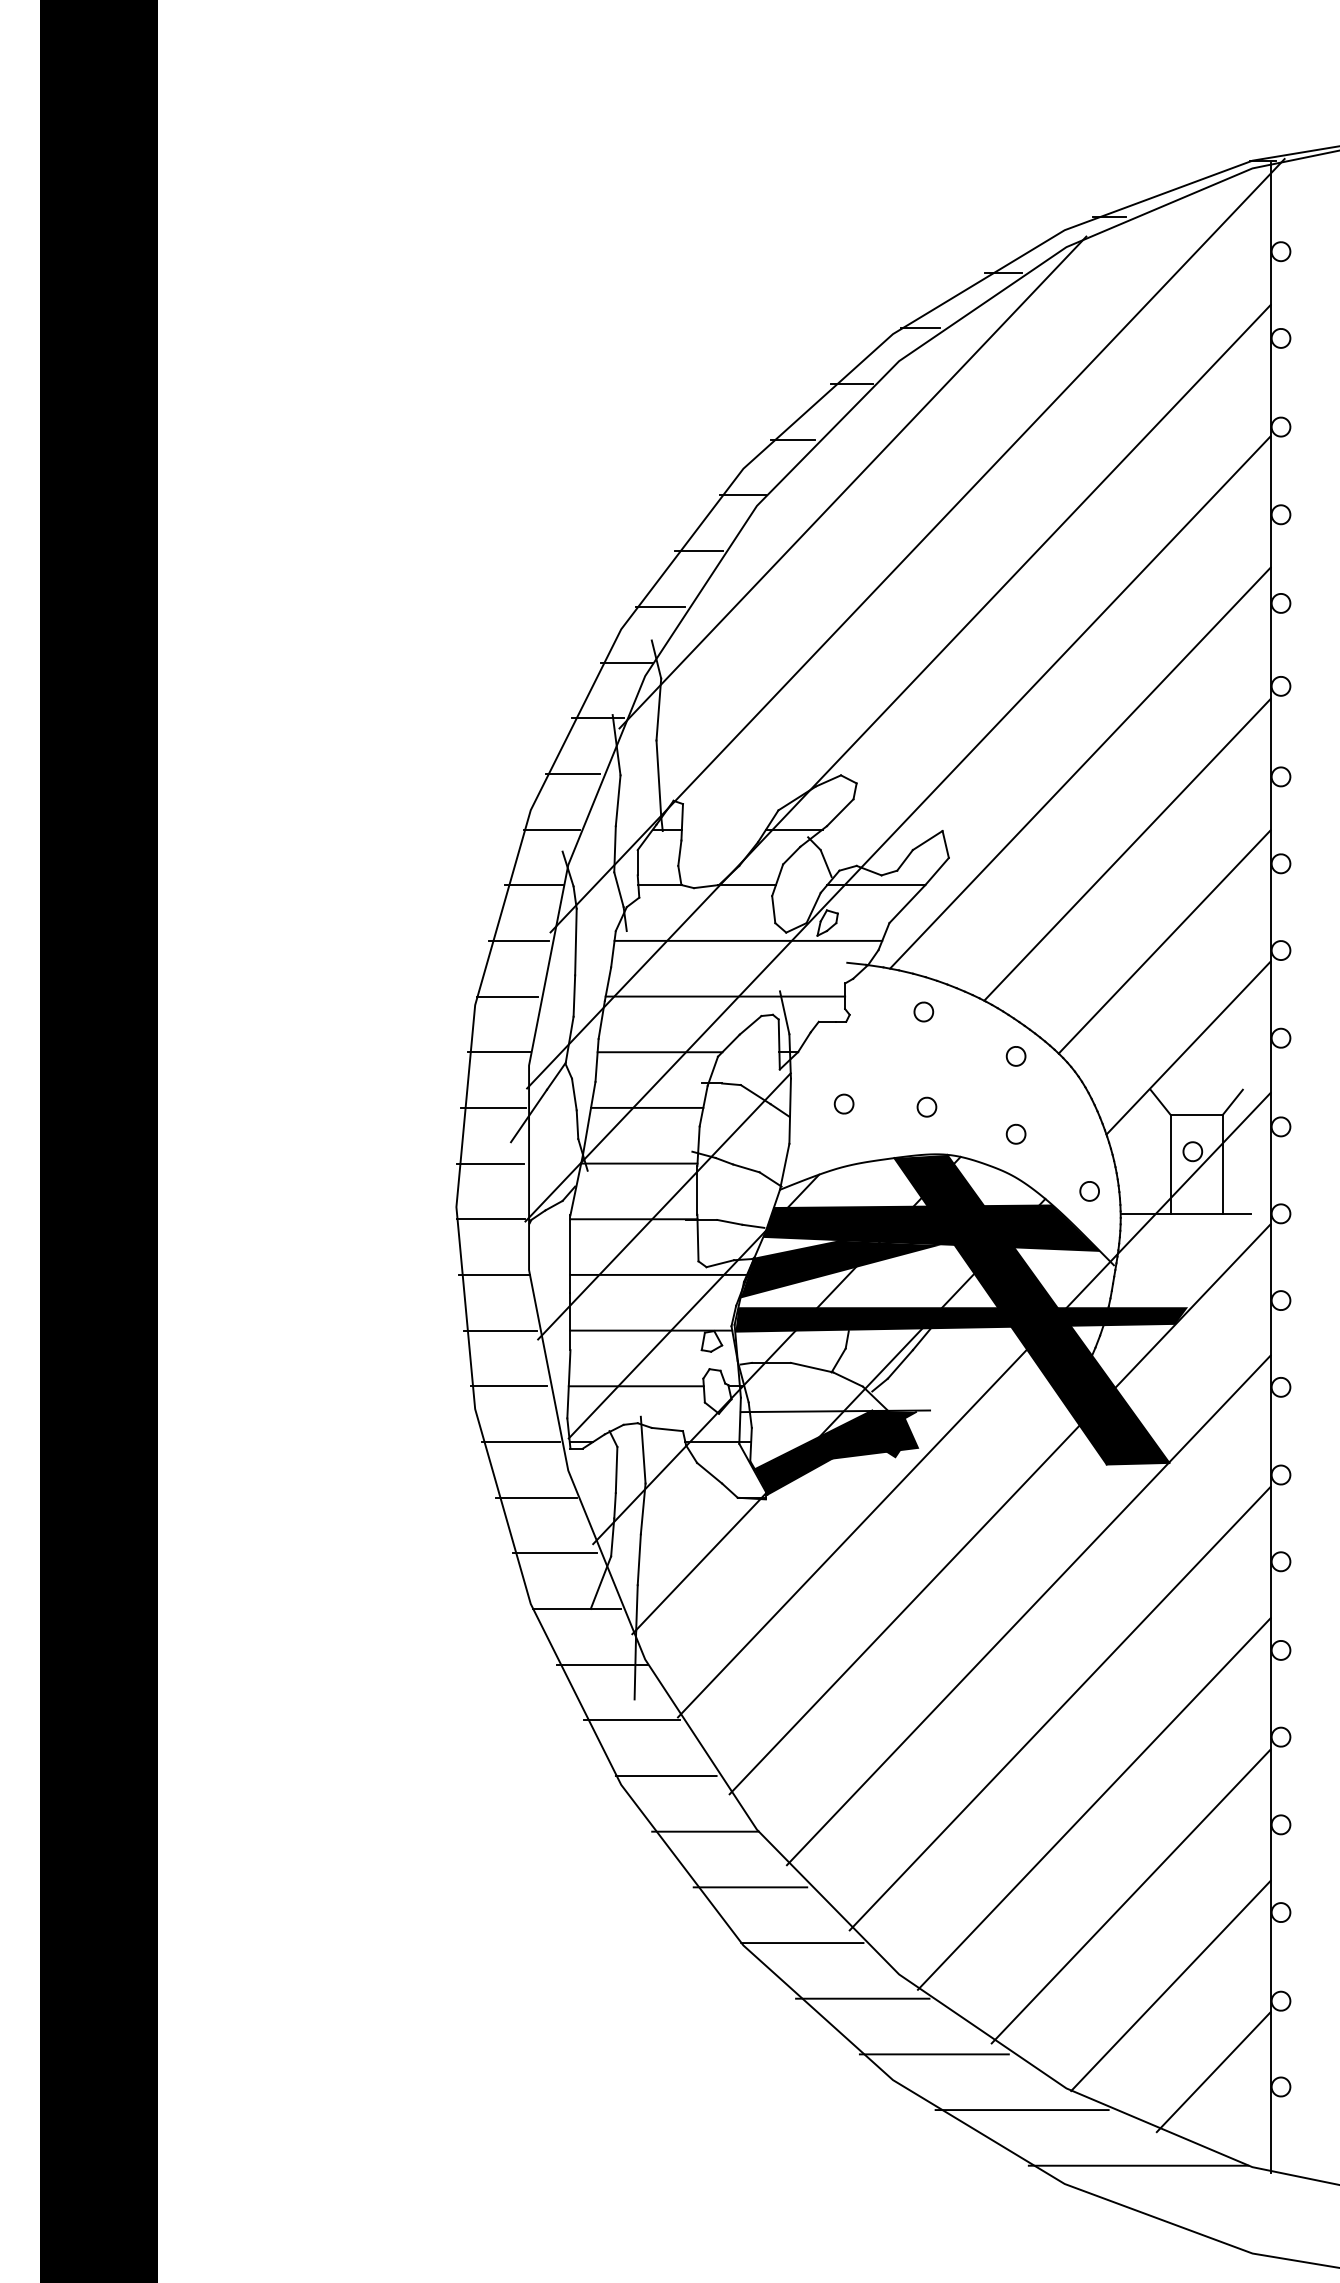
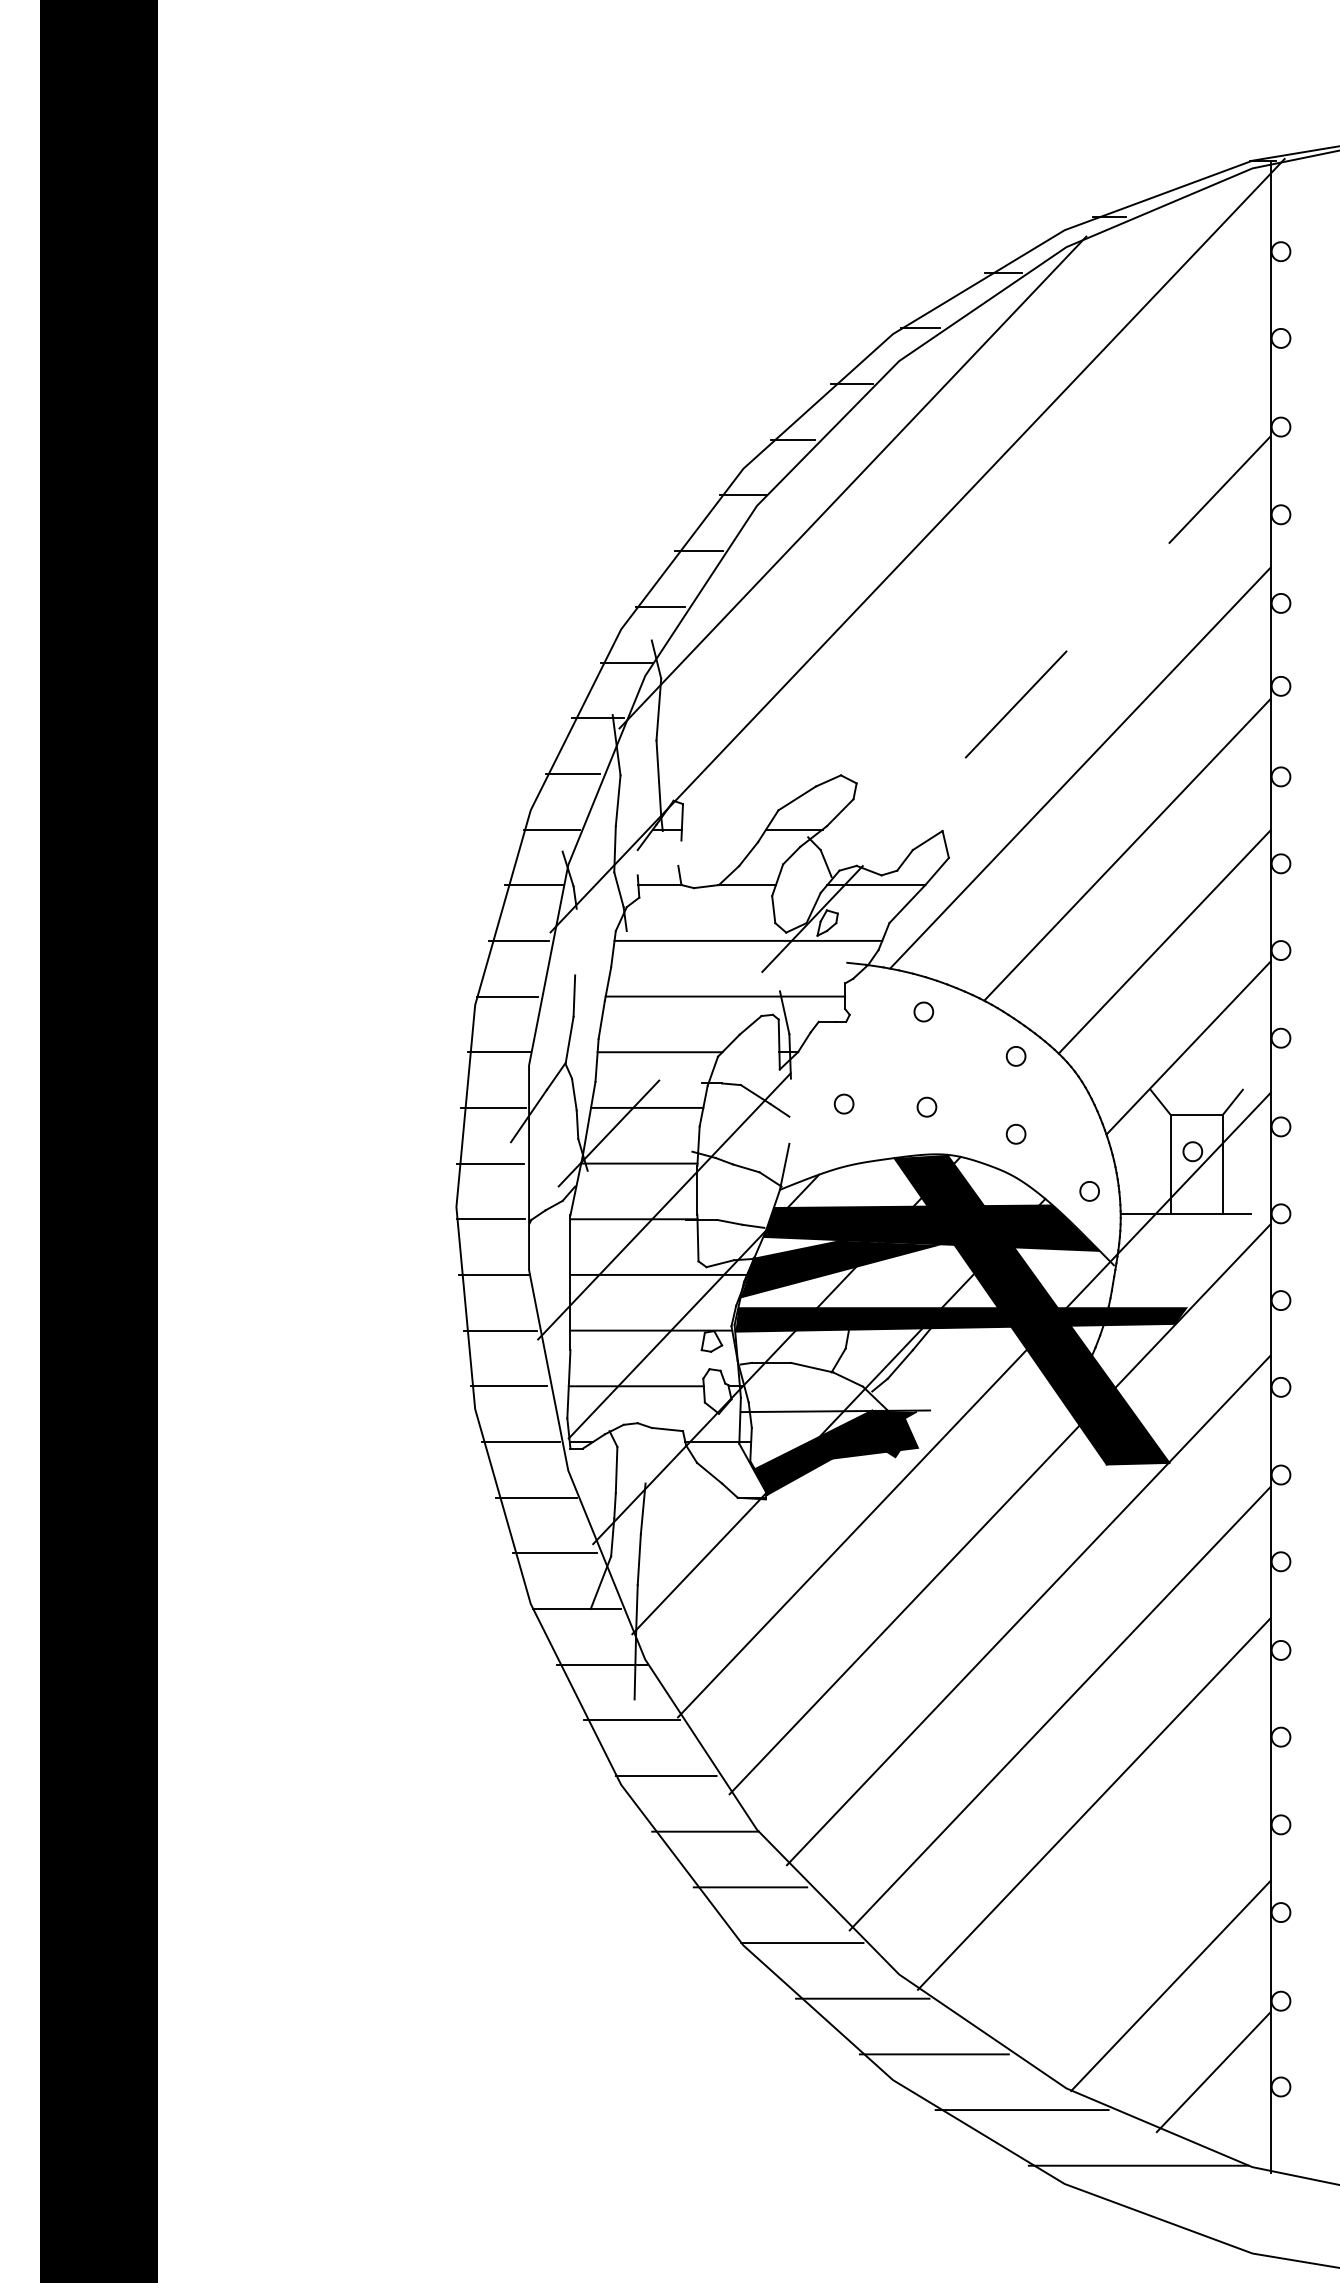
line: present -> none (898, 696)
line: solid -> dashed (897, 829)
line: present -> none (679, 852)
line: present -> none (637, 862)
line: present -> none (575, 941)
line: present -> none (789, 1110)
line: present -> none (642, 1449)
line: present -> none (1130, 1896)
